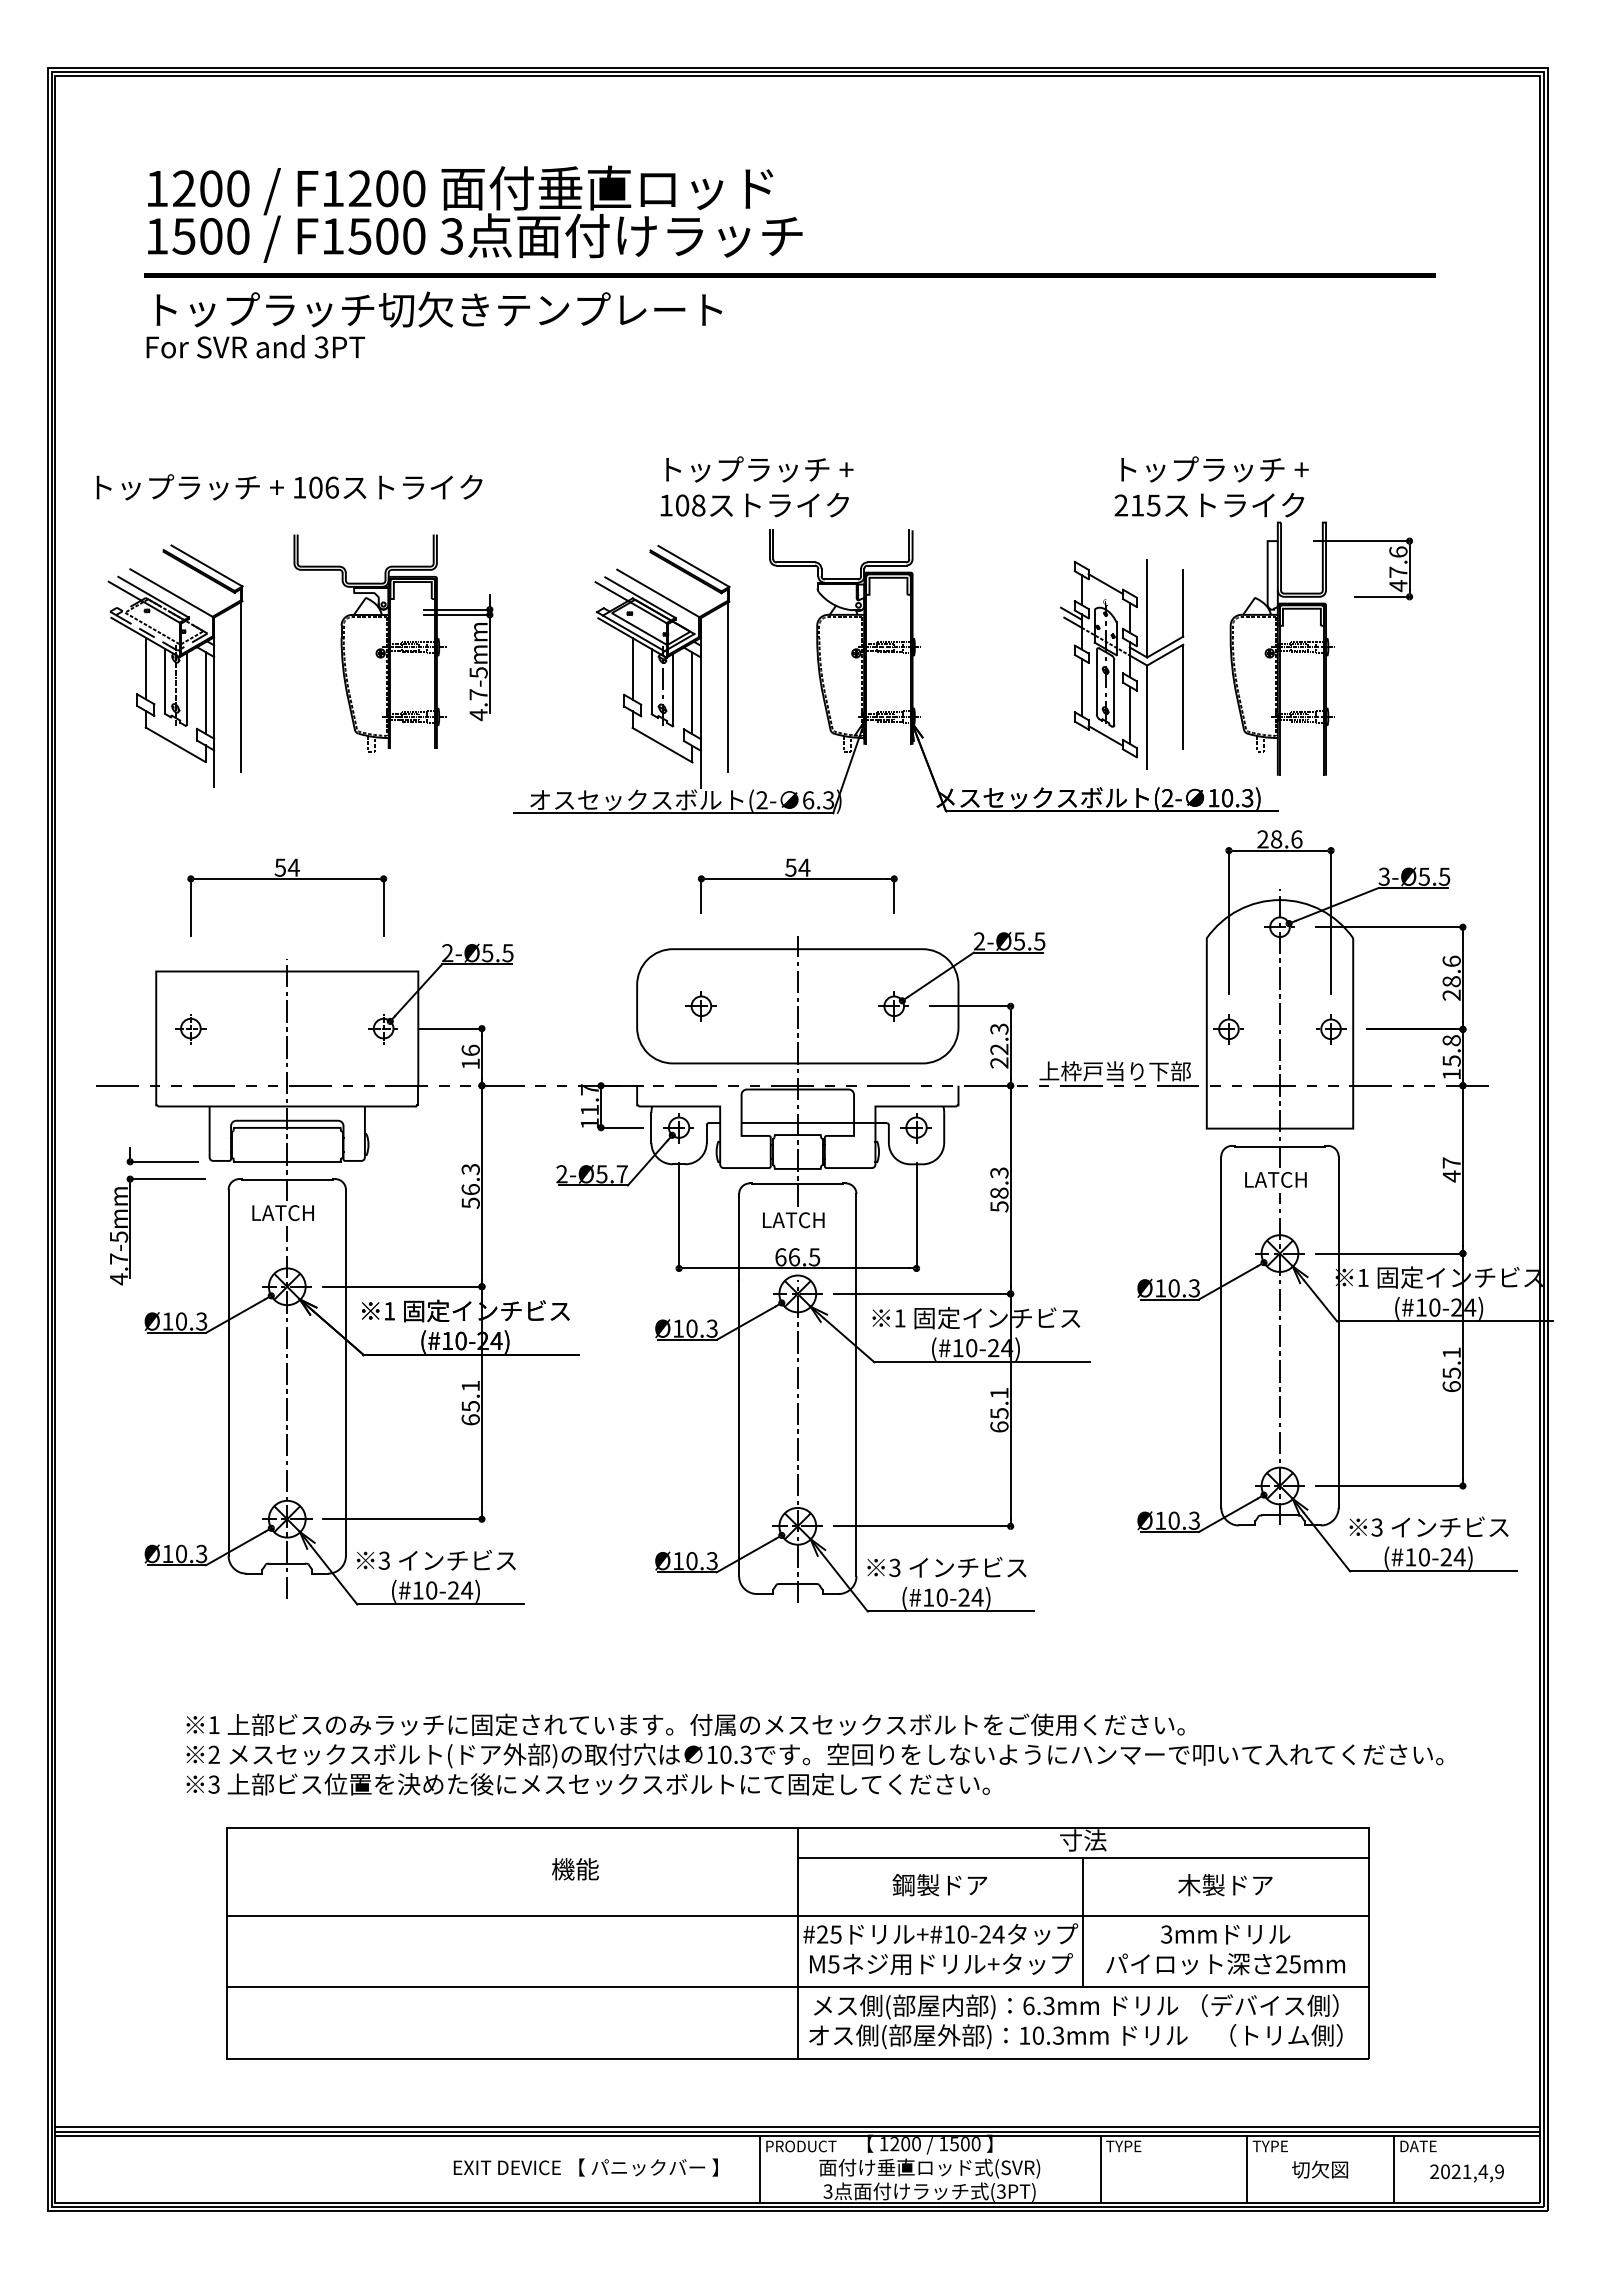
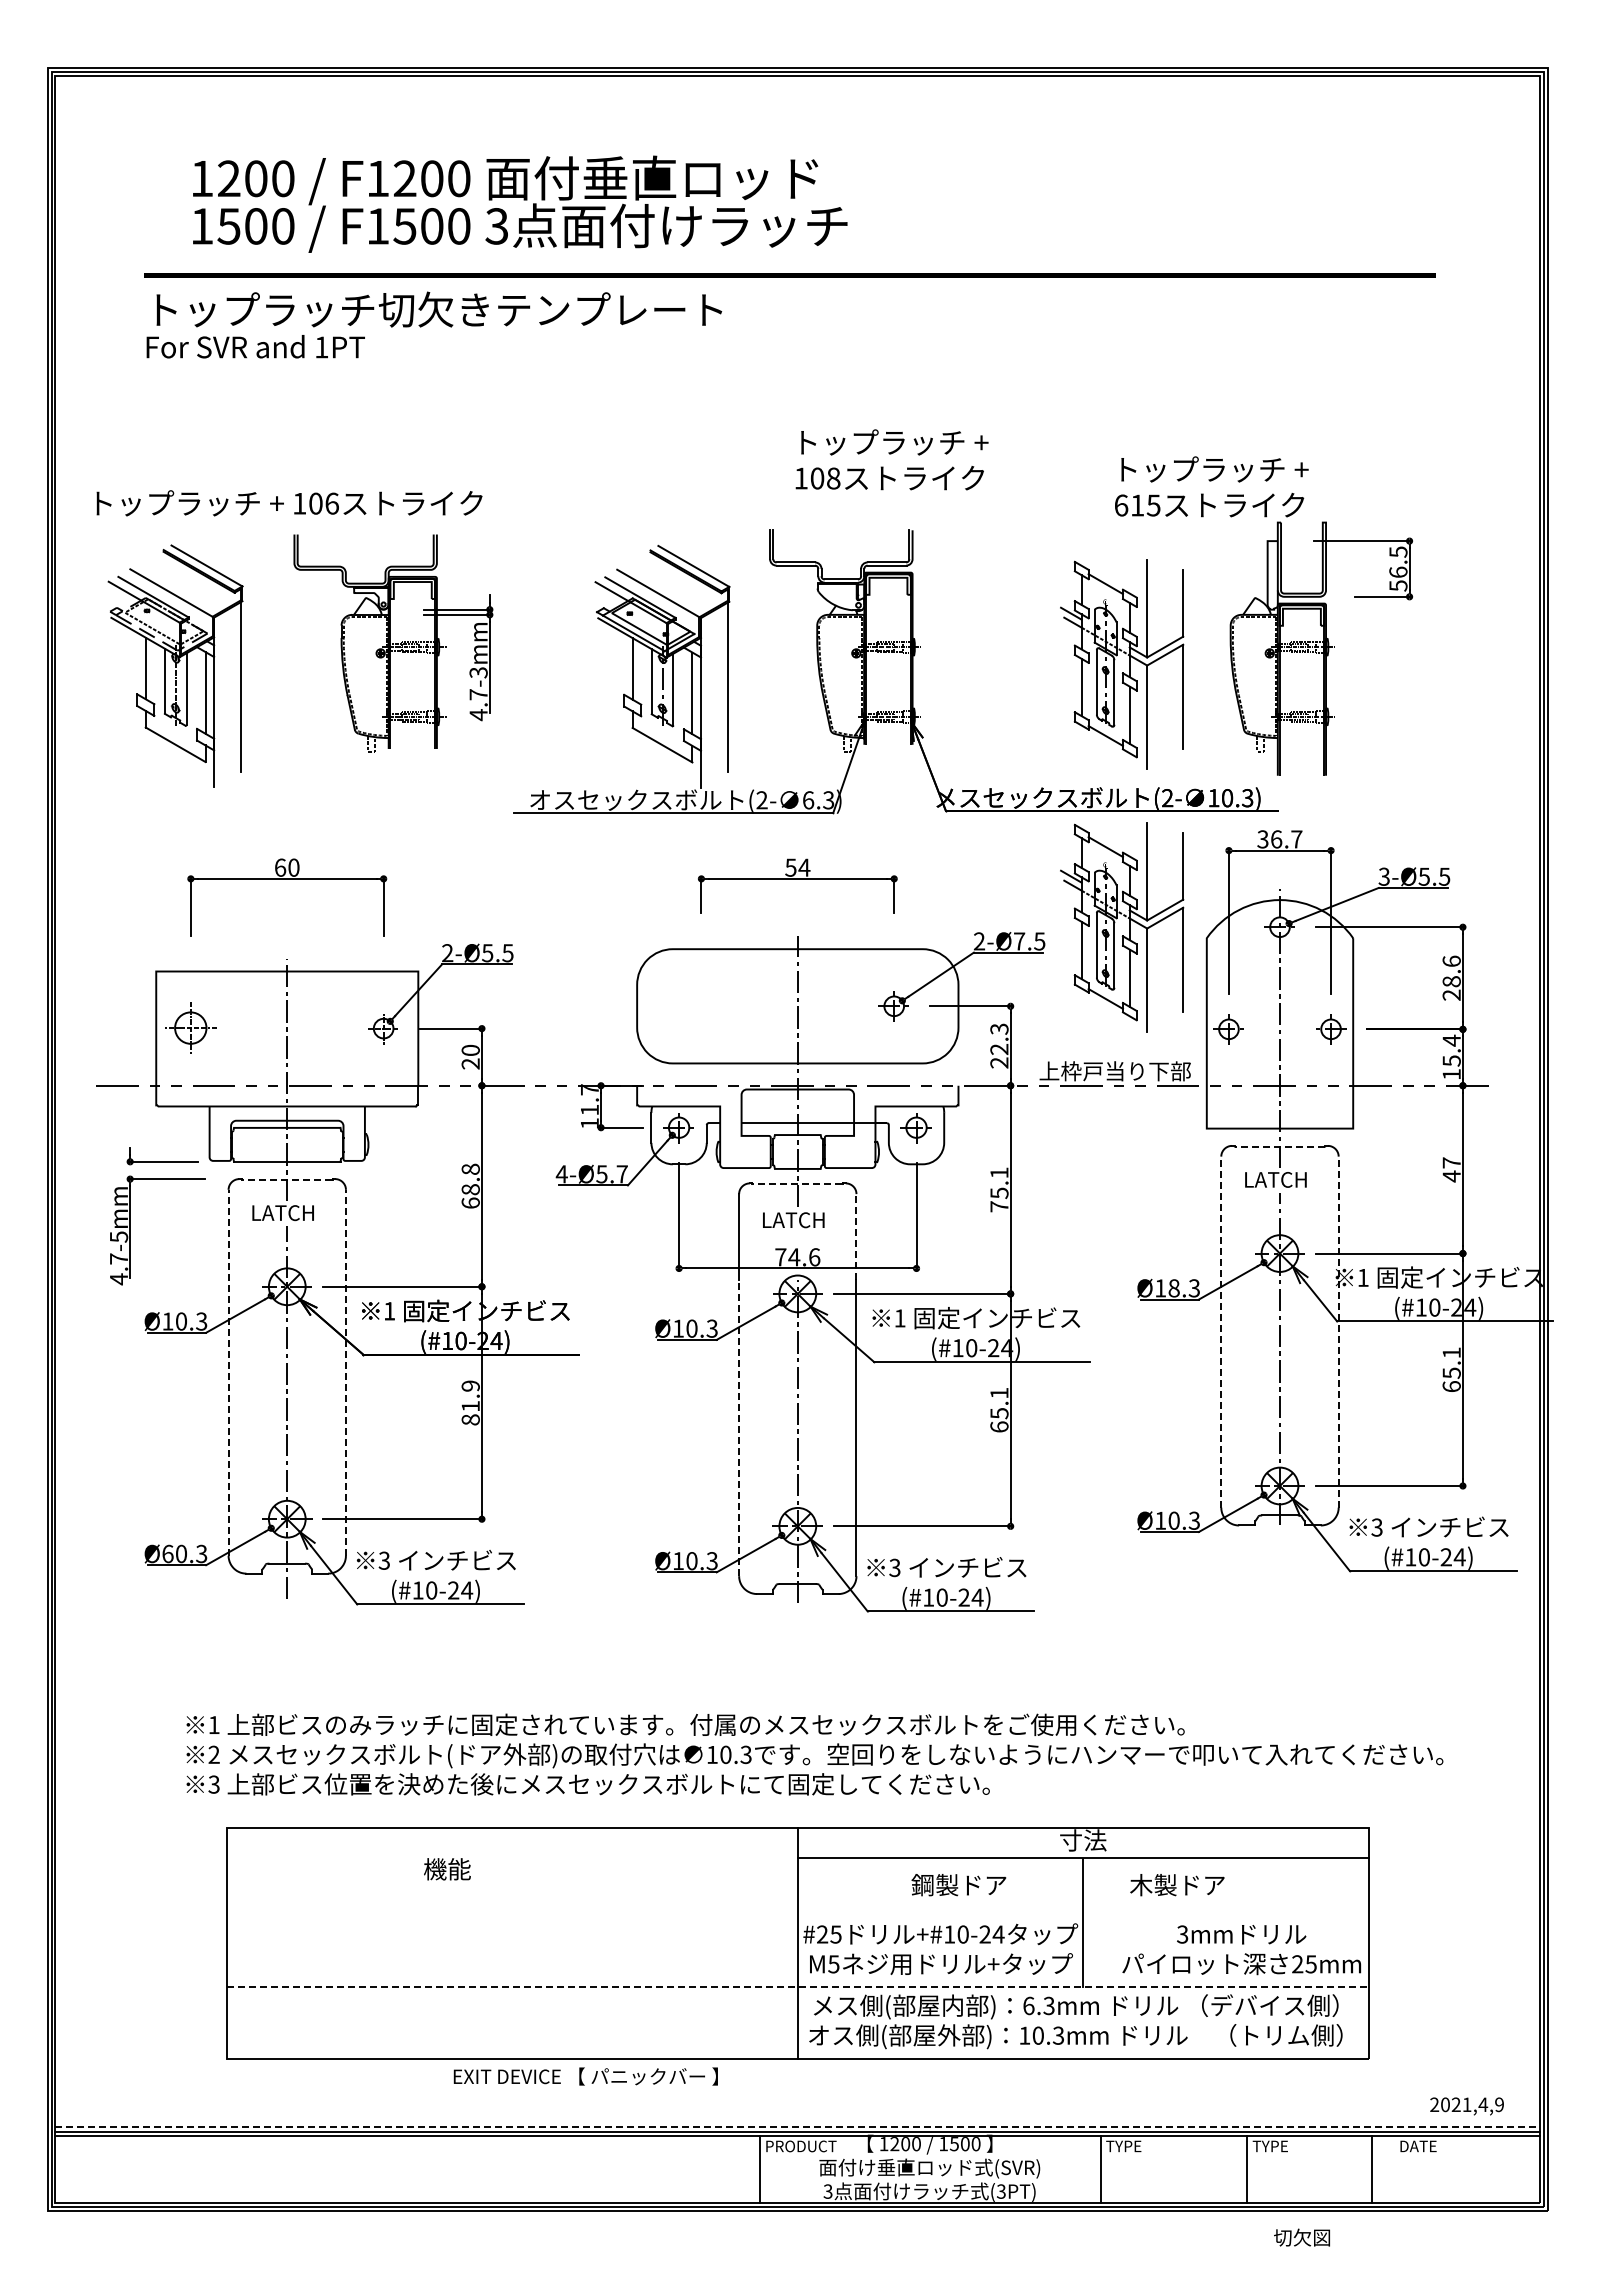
text position: (475, 213) -> (520, 203) (520, 203)
text: 3PT -> 1PT (321, 347)
text position: (756, 486) -> (891, 459) (891, 459)
text position: (289, 487) -> (289, 503) (289, 503)
text: 215 -> 615 (1121, 505)
text: 47.6 -> 56.5 (1398, 569)
text: 4.7-5mm -> 4.7-3mm (478, 672)
text: 28.6 -> 36.7 (1279, 839)
text: 54 -> 60 (286, 867)
part: none -> present (1122, 927)
text: 2-Ø5.5 -> 2-Ø7.5 (1019, 941)
part: present -> none (700, 1006)
part size: 32x31 px -> 52x52 px (190, 1027)
text: 15.8 -> 15.4 (1451, 1040)
text: 16 -> 20 (470, 1056)
line: solid -> dashed (1280, 1146)
text: 2-Ø5.7 -> 4-Ø5.7 (561, 1174)
line: solid -> dashed (287, 1179)
line: solid -> dashed (797, 1184)
text: 56.3 -> 68.8 (470, 1185)
text: 58.3 -> 75.1 (999, 1189)
line: solid -> dashed (856, 1237)
text: 66.5 -> 74.6 (797, 1257)
text: Ø10.3 -> Ø18.3 (1173, 1288)
line: solid -> dashed (1221, 1332)
line: solid -> dashed (1338, 1332)
line: solid -> dashed (228, 1372)
line: solid -> dashed (345, 1372)
text: 65.1 -> 81.9 (470, 1402)
line: solid -> dashed (739, 1427)
text: Ø10.3 -> Ø60.3 (167, 1553)
text position: (575, 1869) -> (447, 1869) (447, 1869)
text position: (939, 1885) -> (958, 1885) (958, 1885)
text position: (1225, 1885) -> (1177, 1885) (1177, 1885)
line: present -> none (797, 1916)
text position: (1225, 1950) -> (1241, 1950) (1241, 1950)
line: solid -> dashed (797, 1987)
line: solid -> dashed (797, 2127)
text position: (585, 2167) -> (585, 2076) (585, 2076)
text position: (1319, 2169) -> (1301, 2237) (1301, 2237)
line position: (1393, 2169) -> (1371, 2169) (1371, 2169)
text position: (1466, 2173) -> (1466, 2106) (1466, 2106)
